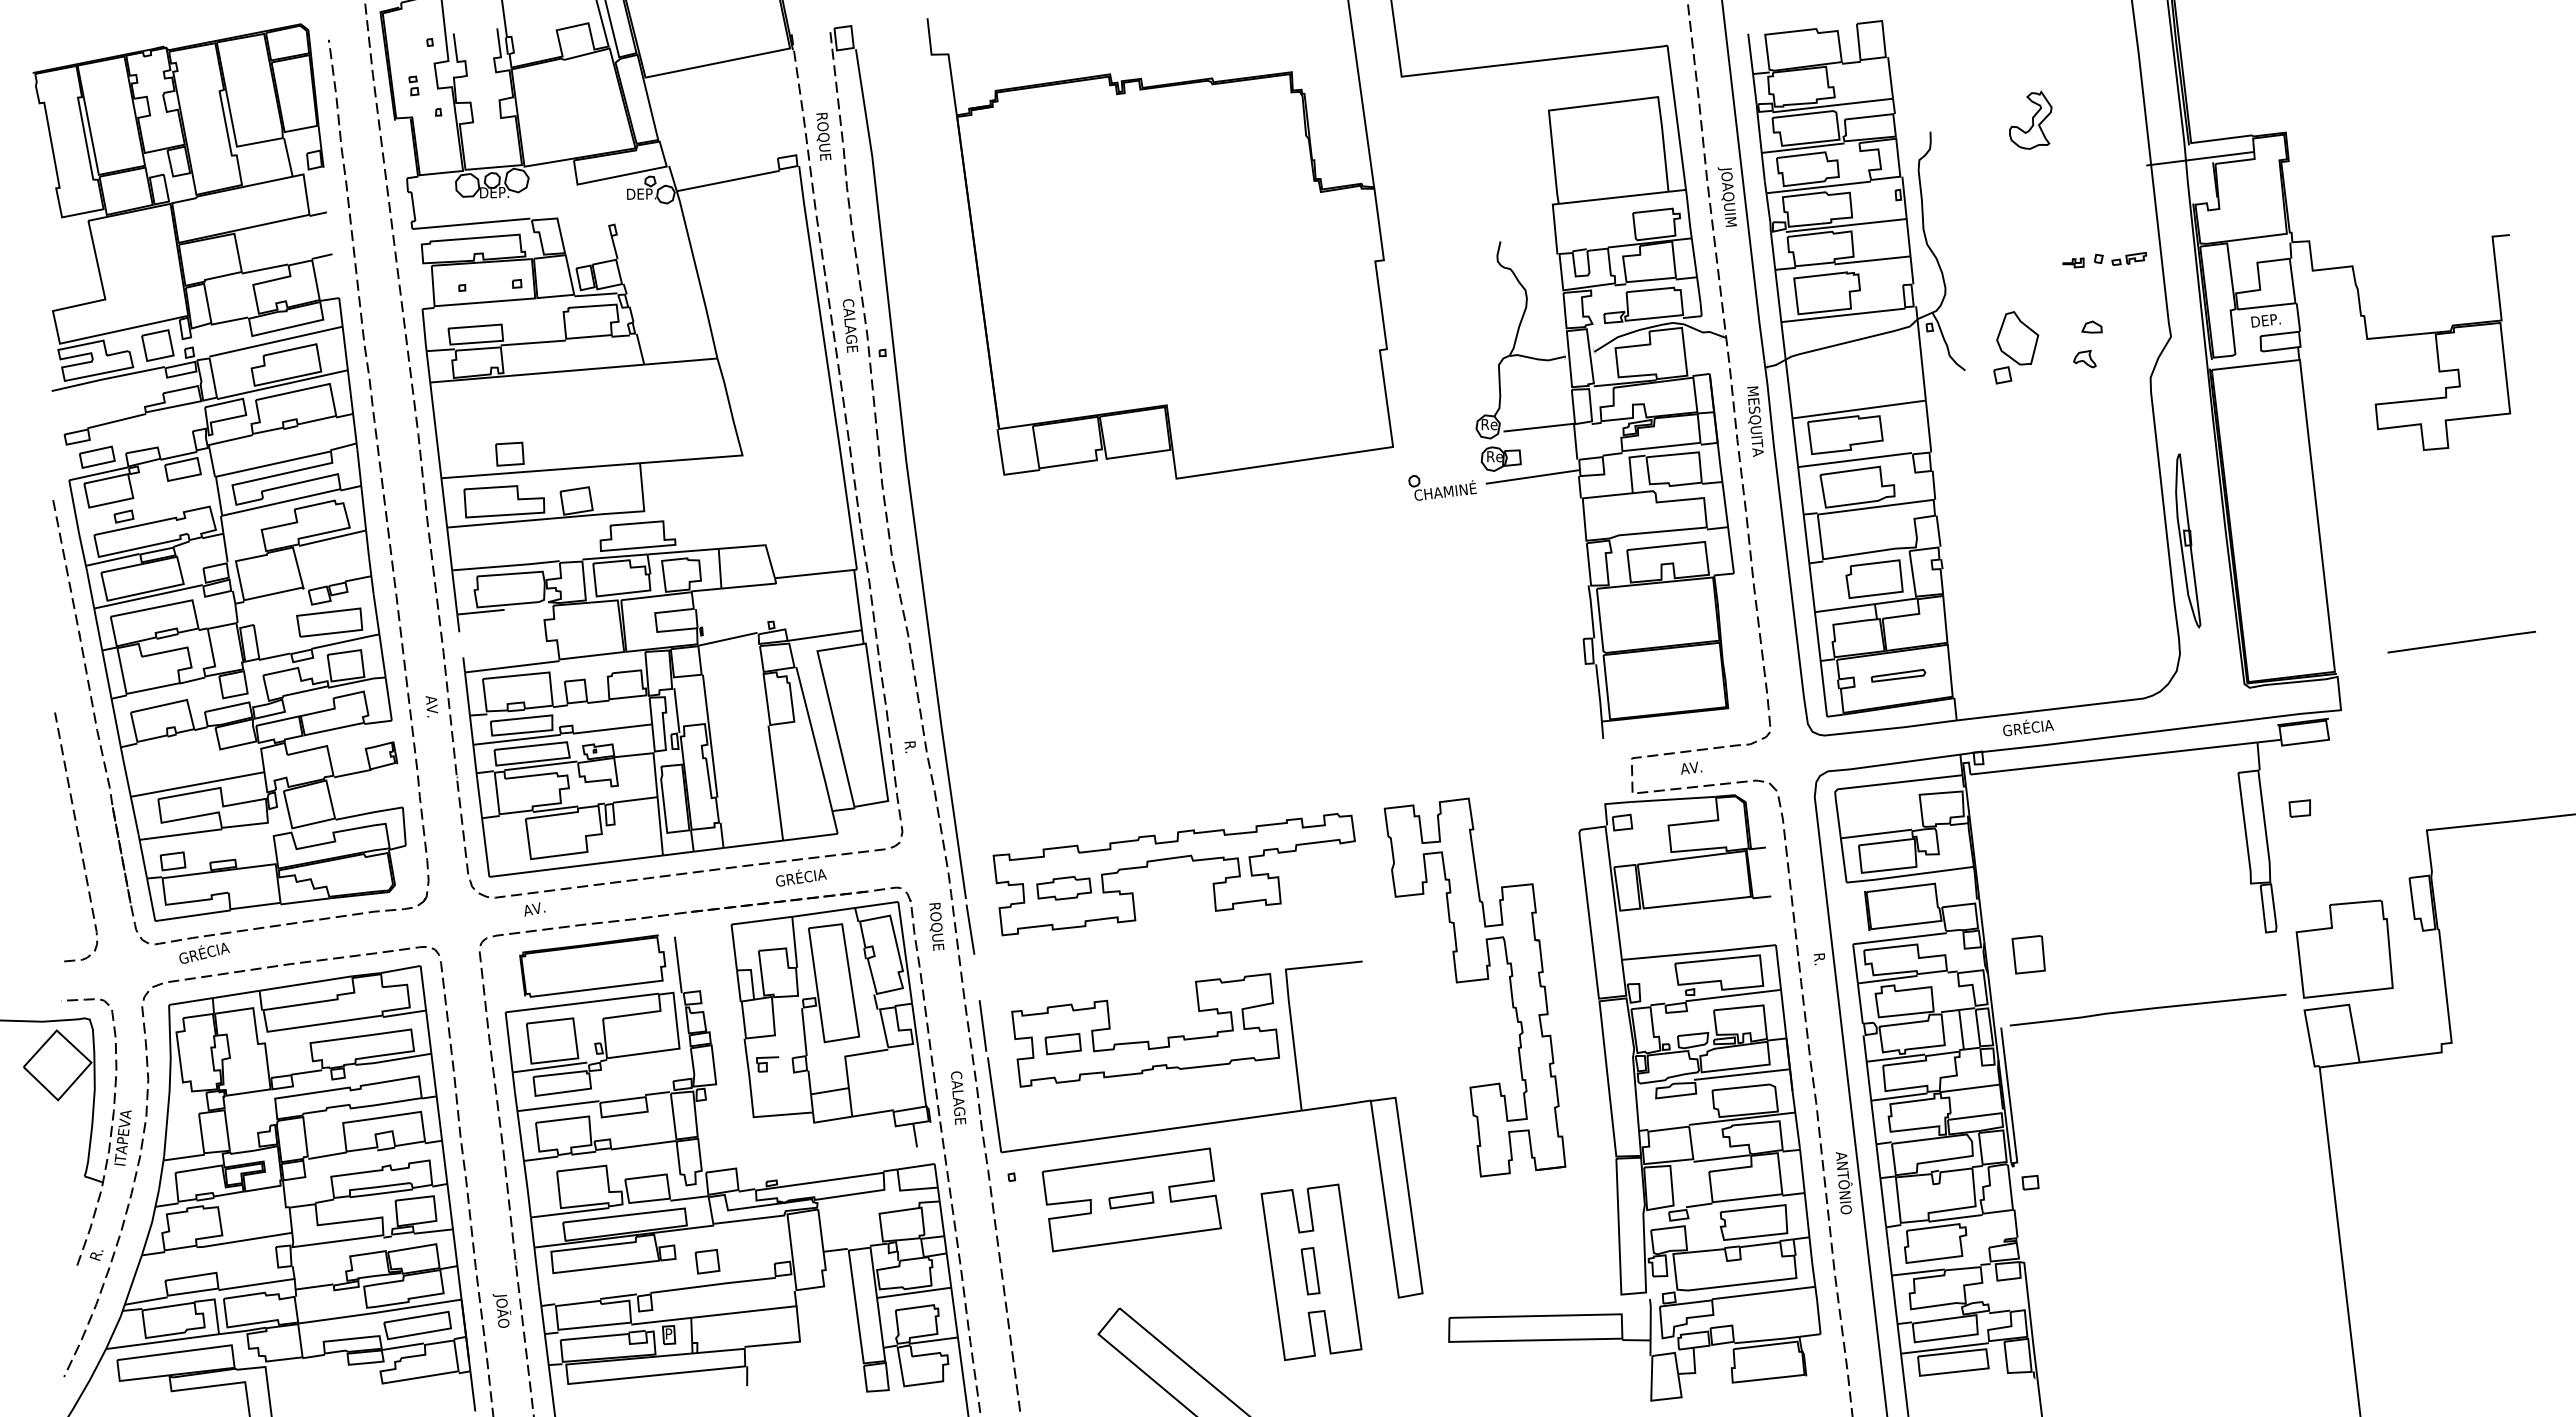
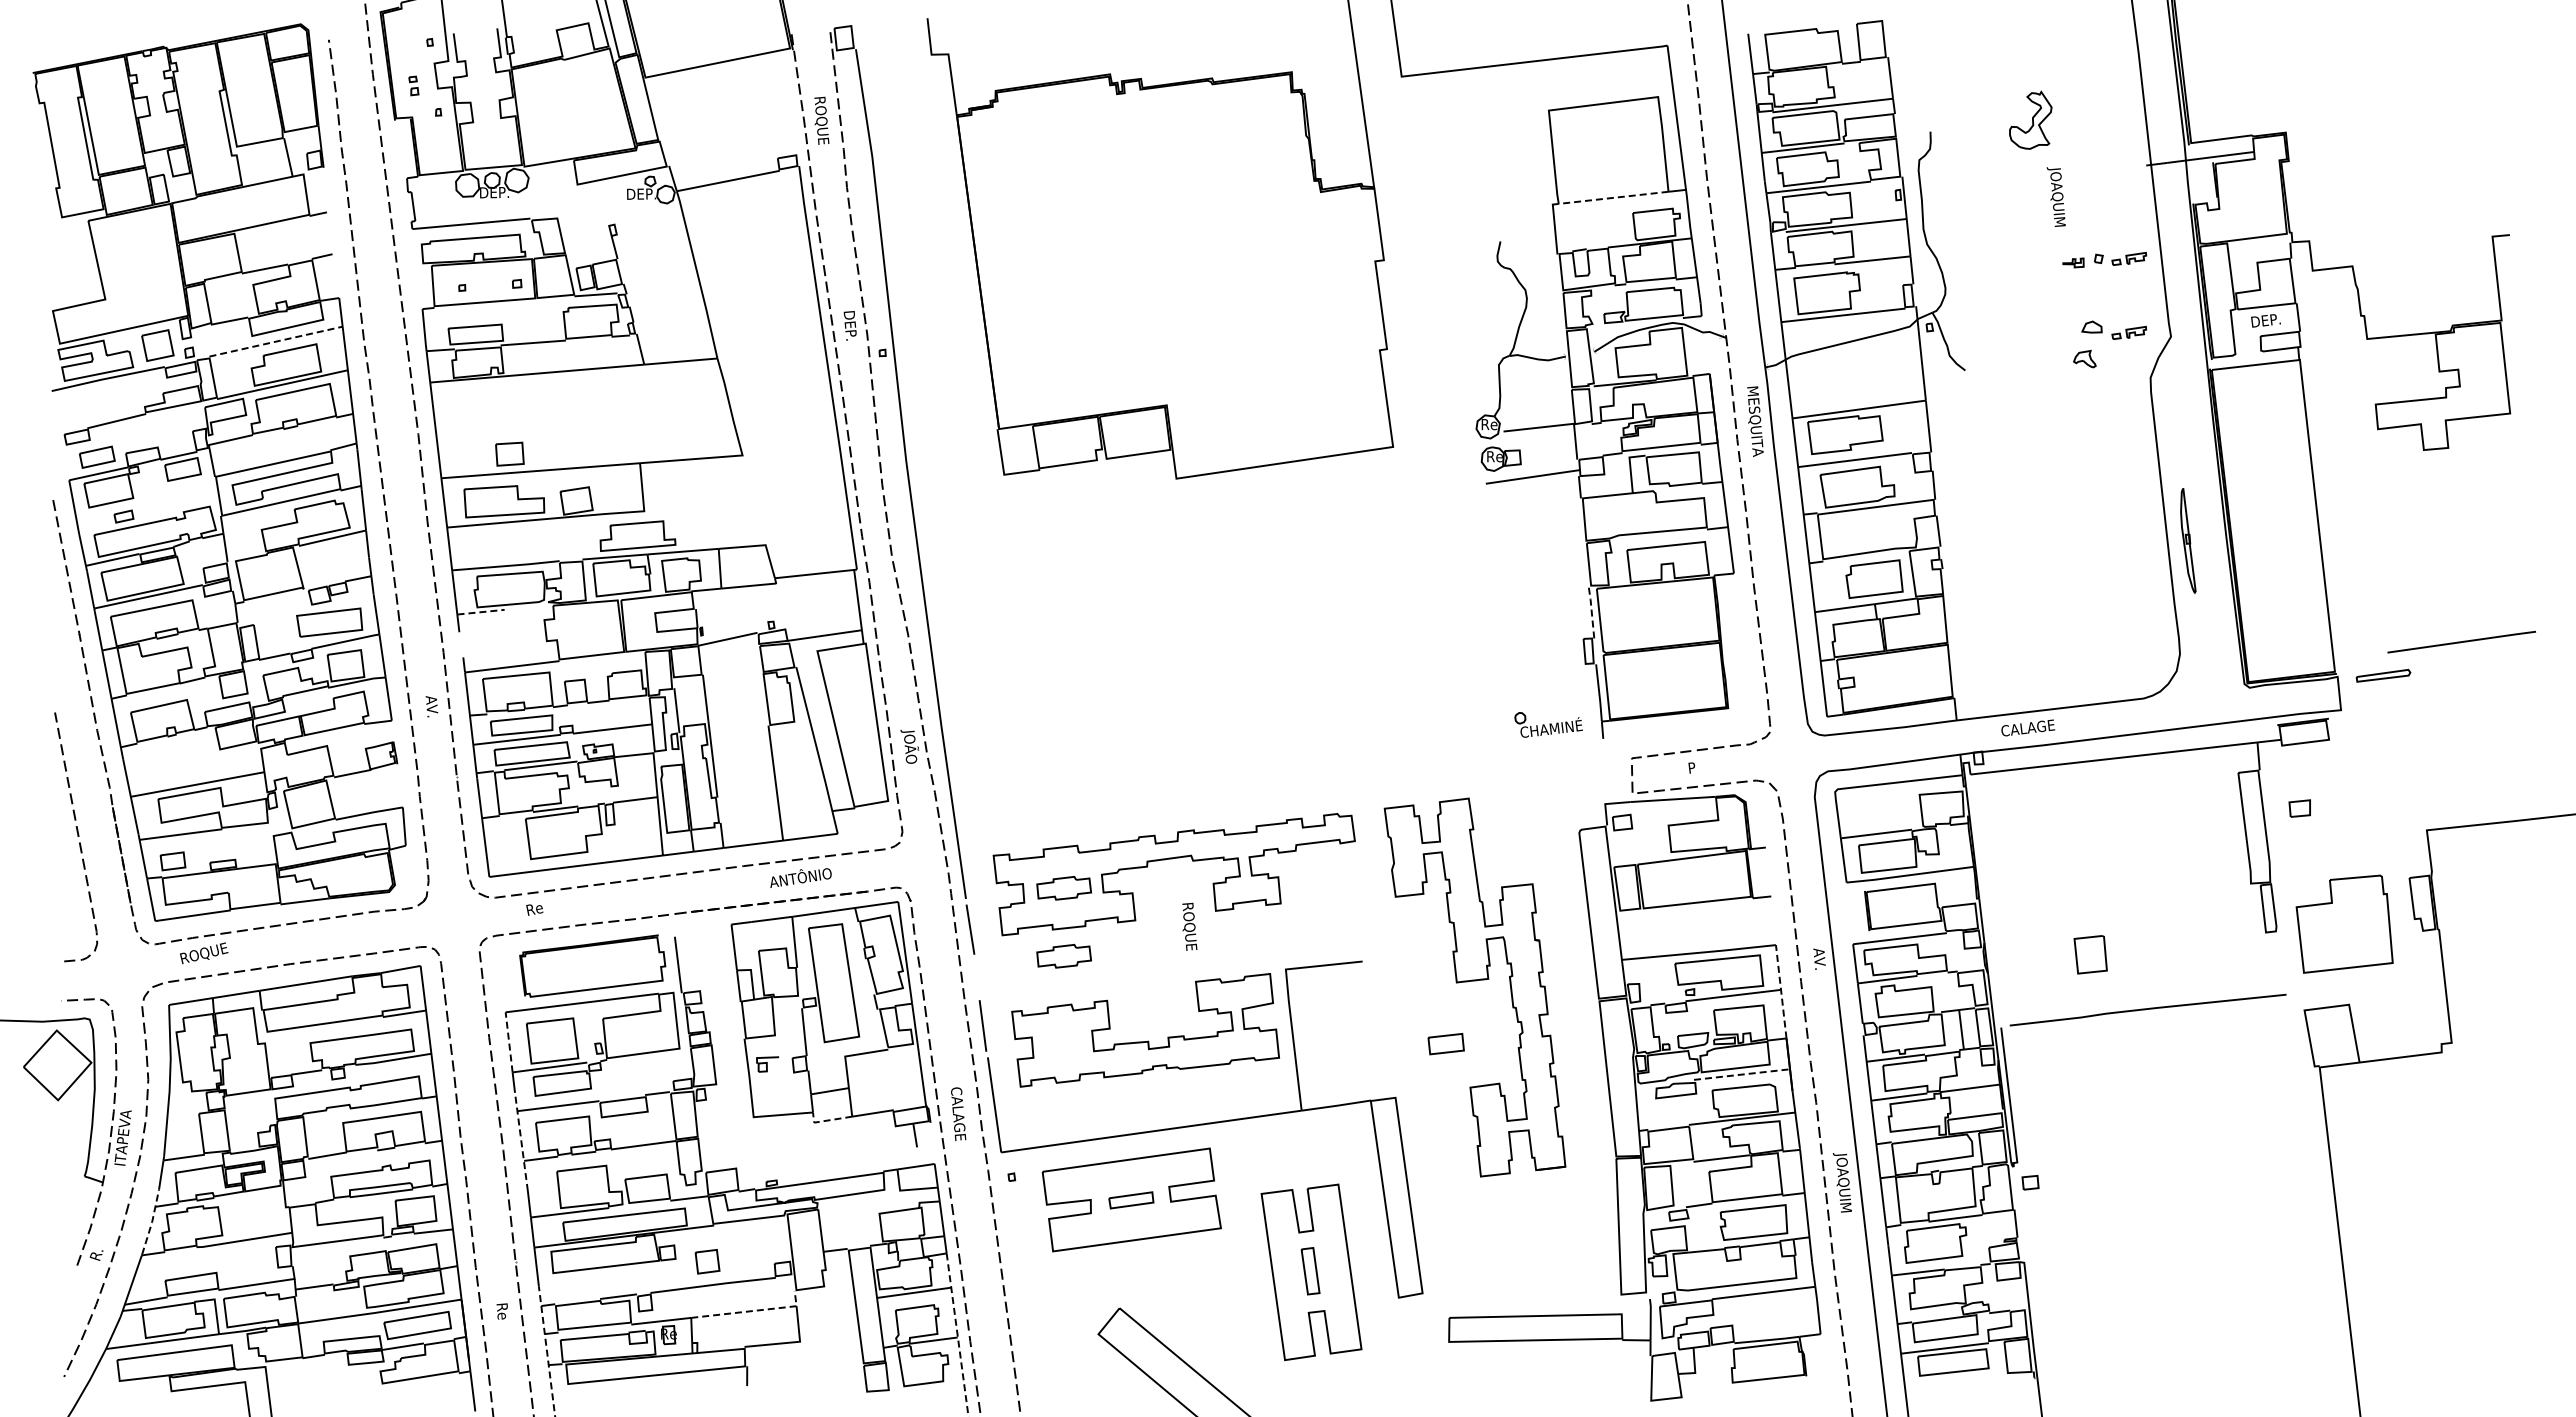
text position: (823, 136) -> (821, 120) (821, 120)
text position: (1726, 196) -> (2055, 196) (2055, 196)
line: solid -> dashed (1613, 197)
text: CALAGE -> DEP. (850, 325)
part: none -> present (2129, 332)
line: solid -> dashed (276, 341)
part: present -> none (2016, 347)
part position: (1442, 487) -> (1548, 724) (1548, 724)
part size: 27x176 px -> 17x106 px (2188, 540)
line: solid -> dashed (1591, 611)
line: solid -> dashed (481, 612)
part position: (1898, 675) -> (2383, 675) (2383, 675)
text: GRÉCIA -> CALAGE (2028, 727)
text: R. -> JOÃO (909, 746)
text: AV. -> P (1691, 767)
text: GRÉCIA -> ANTÔNIO (800, 877)
text: AV. -> Re (534, 909)
text position: (936, 926) -> (1189, 926) (1189, 926)
part position: (2344, 948) -> (2344, 923) (2344, 923)
text: GRÉCIA -> ROQUE (204, 953)
part position: (2028, 954) -> (2090, 954) (2090, 954)
part: none -> present (1063, 955)
text: R. -> AV. (1819, 958)
line: solid -> dashed (1781, 991)
line: solid -> dashed (509, 1041)
part position: (1062, 1044) -> (1445, 1044) (1445, 1044)
line: solid -> dashed (1742, 1074)
text position: (958, 1098) -> (958, 1114) (958, 1114)
line: solid -> dashed (826, 1120)
line: solid -> dashed (521, 1141)
text: ANTÔNIO -> JOAQUIM (1842, 1183)
line: solid -> dashed (152, 1222)
text: JOÃO -> Re (501, 1310)
line: solid -> dashed (752, 1311)
text: P -> Re (668, 1333)
line: solid -> dashed (957, 1335)
line: solid -> dashed (546, 1350)
